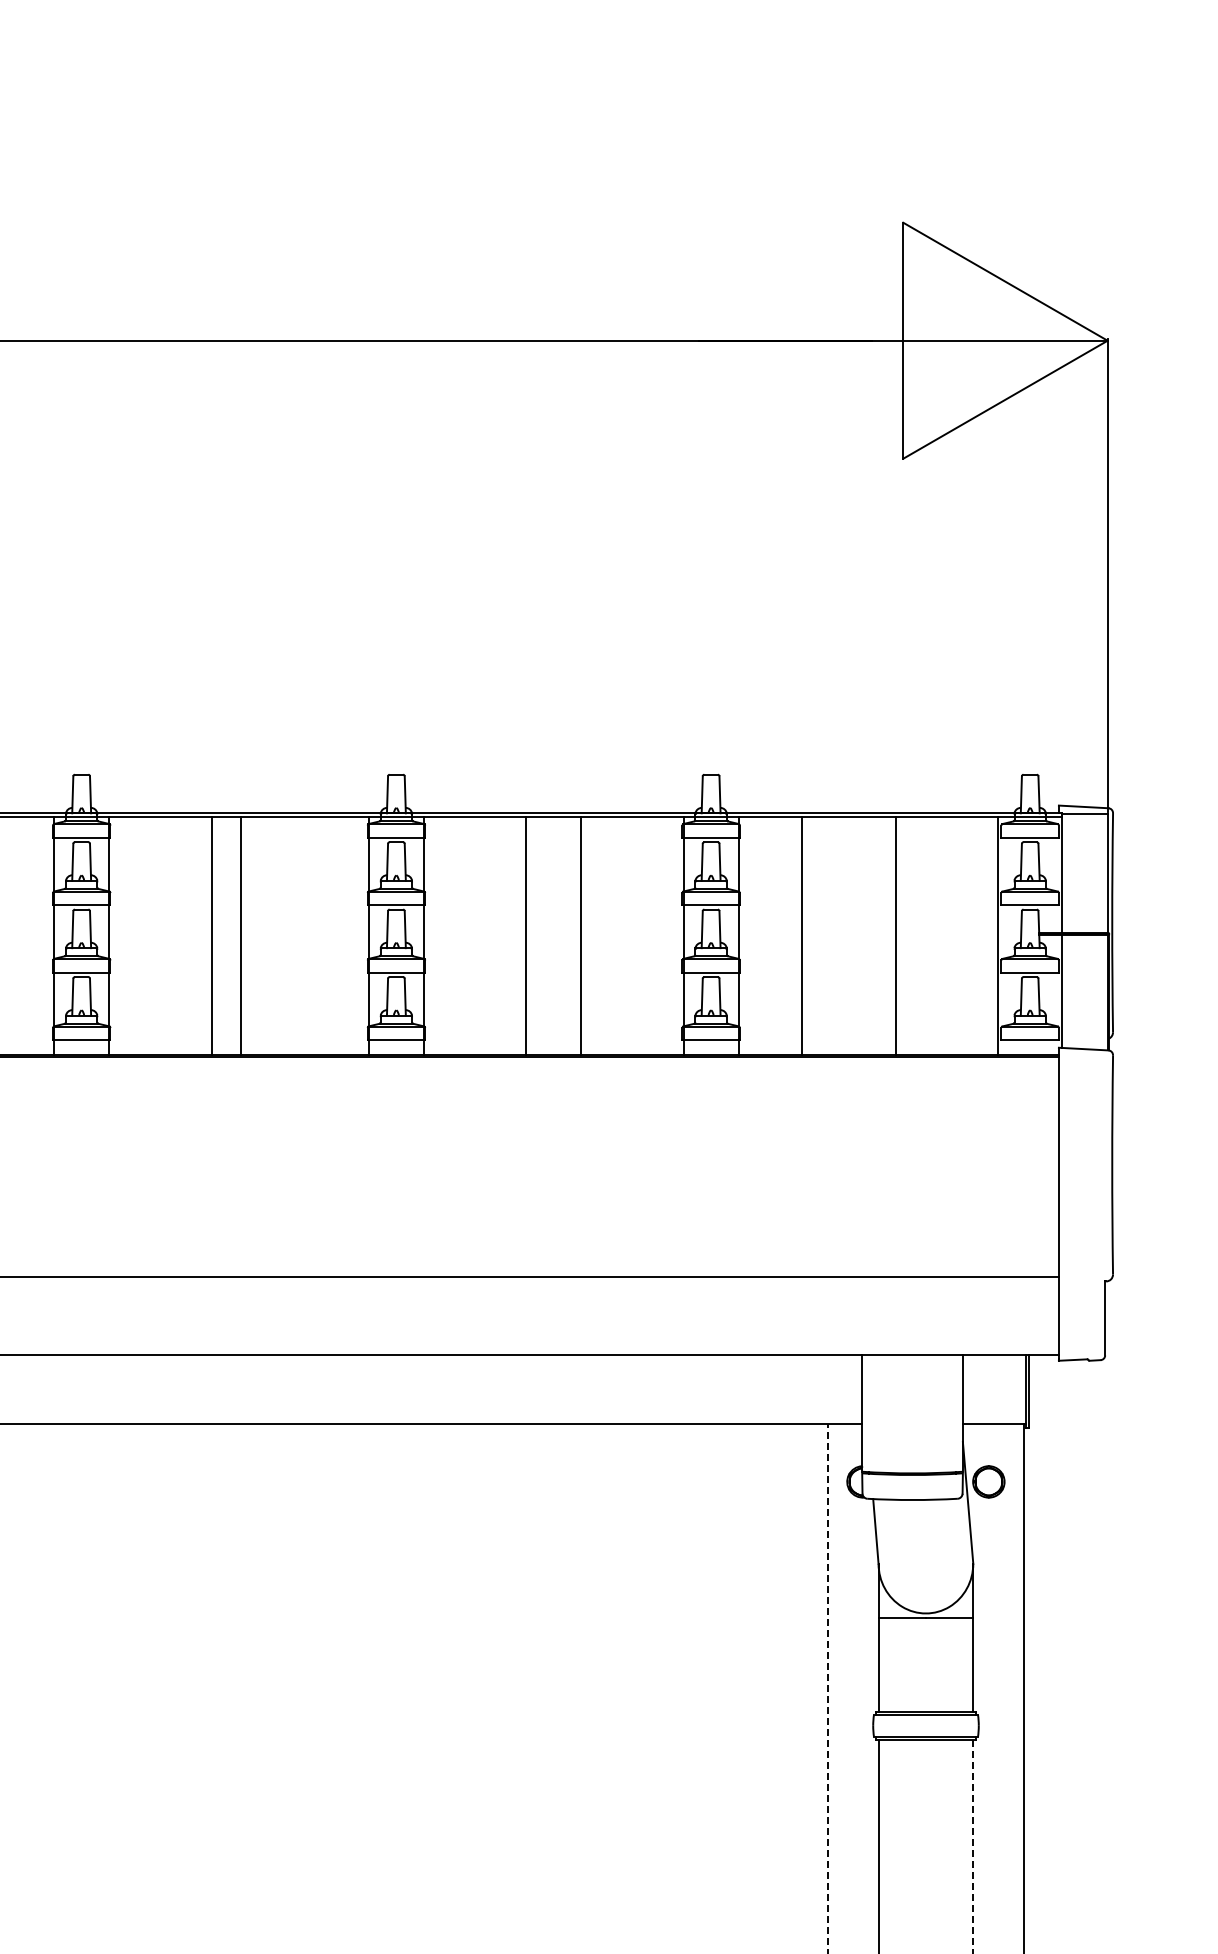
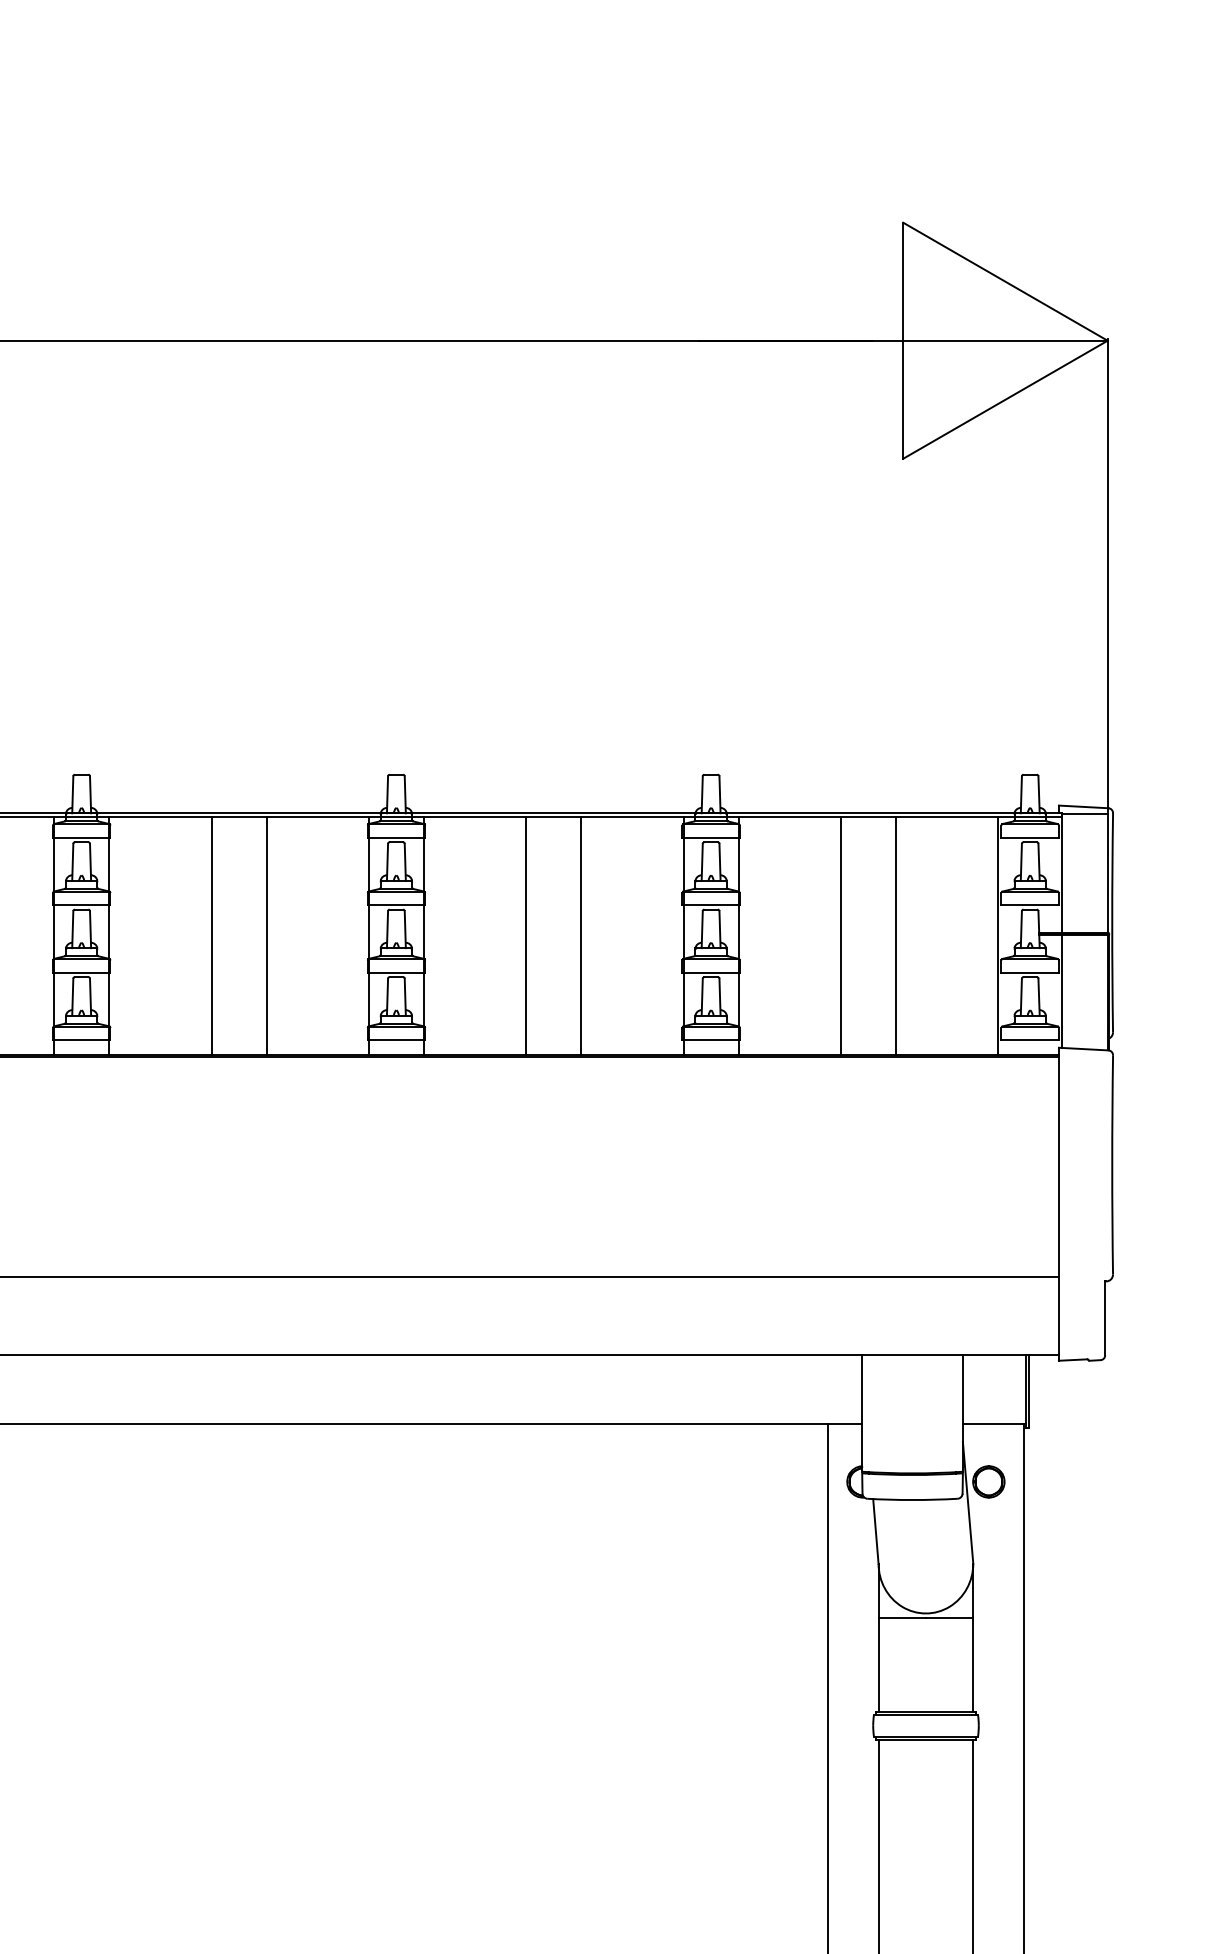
line position: (240, 935) -> (266, 935) (266, 935)
line position: (801, 935) -> (840, 935) (840, 935)
line: dashed -> solid (827, 1688)
line: dashed -> solid (973, 1846)
